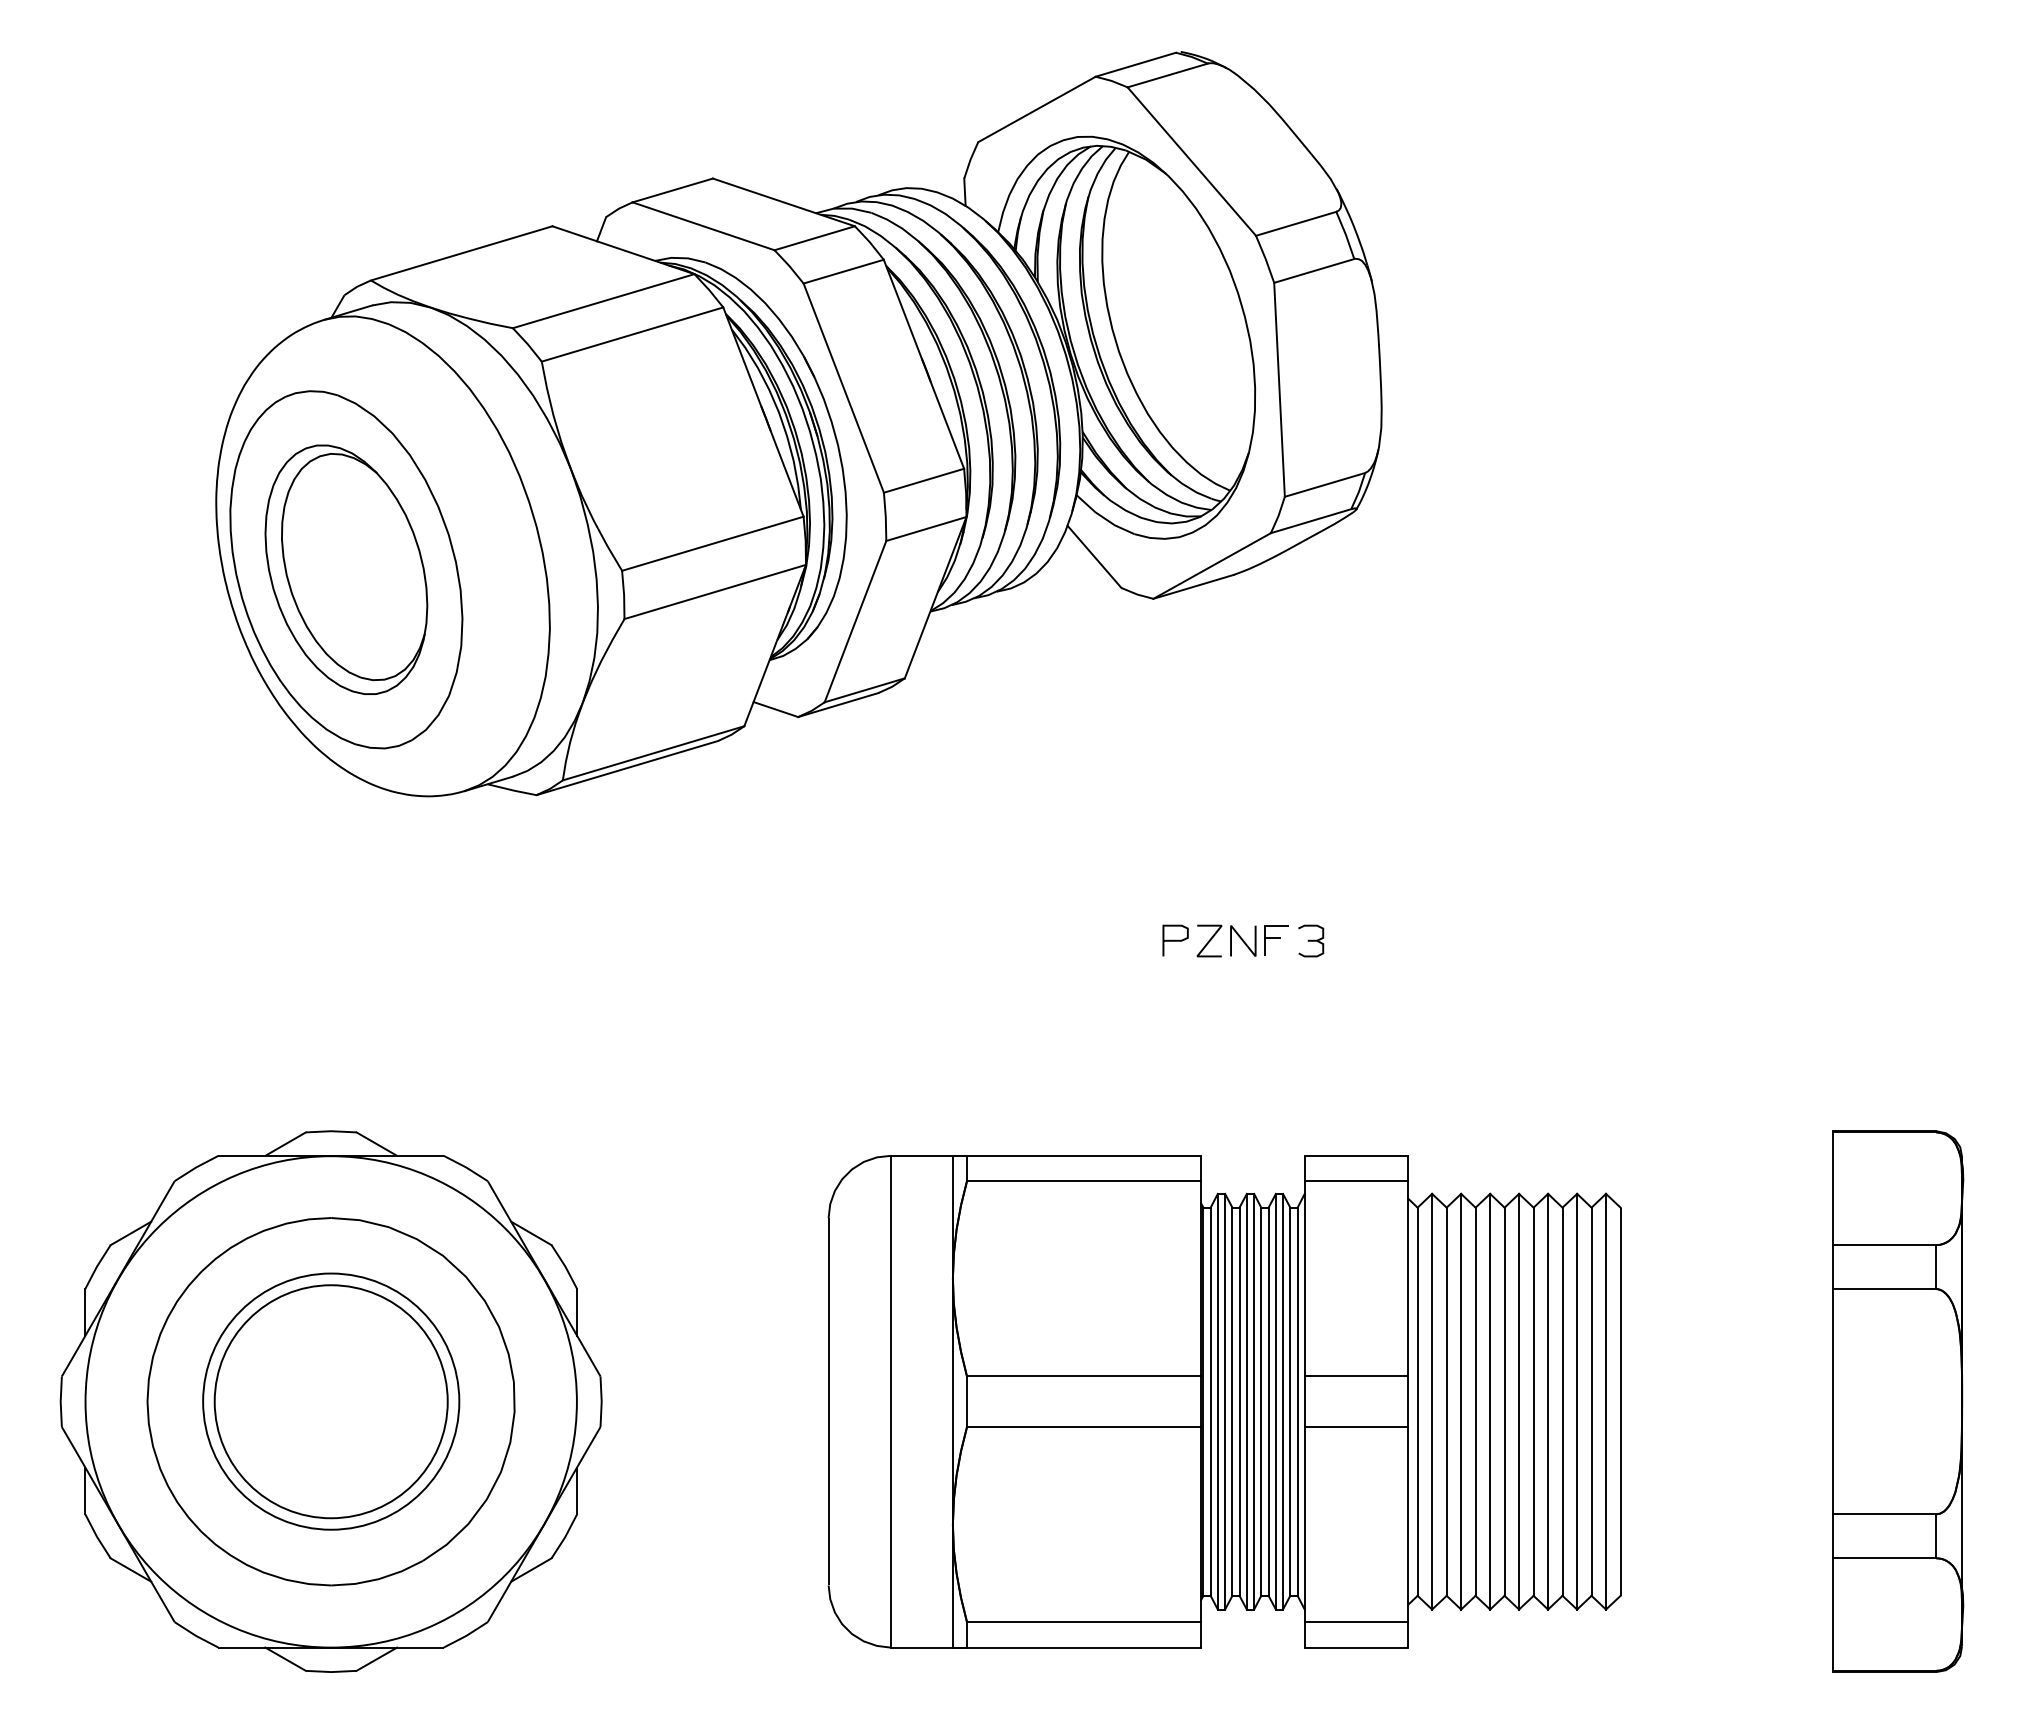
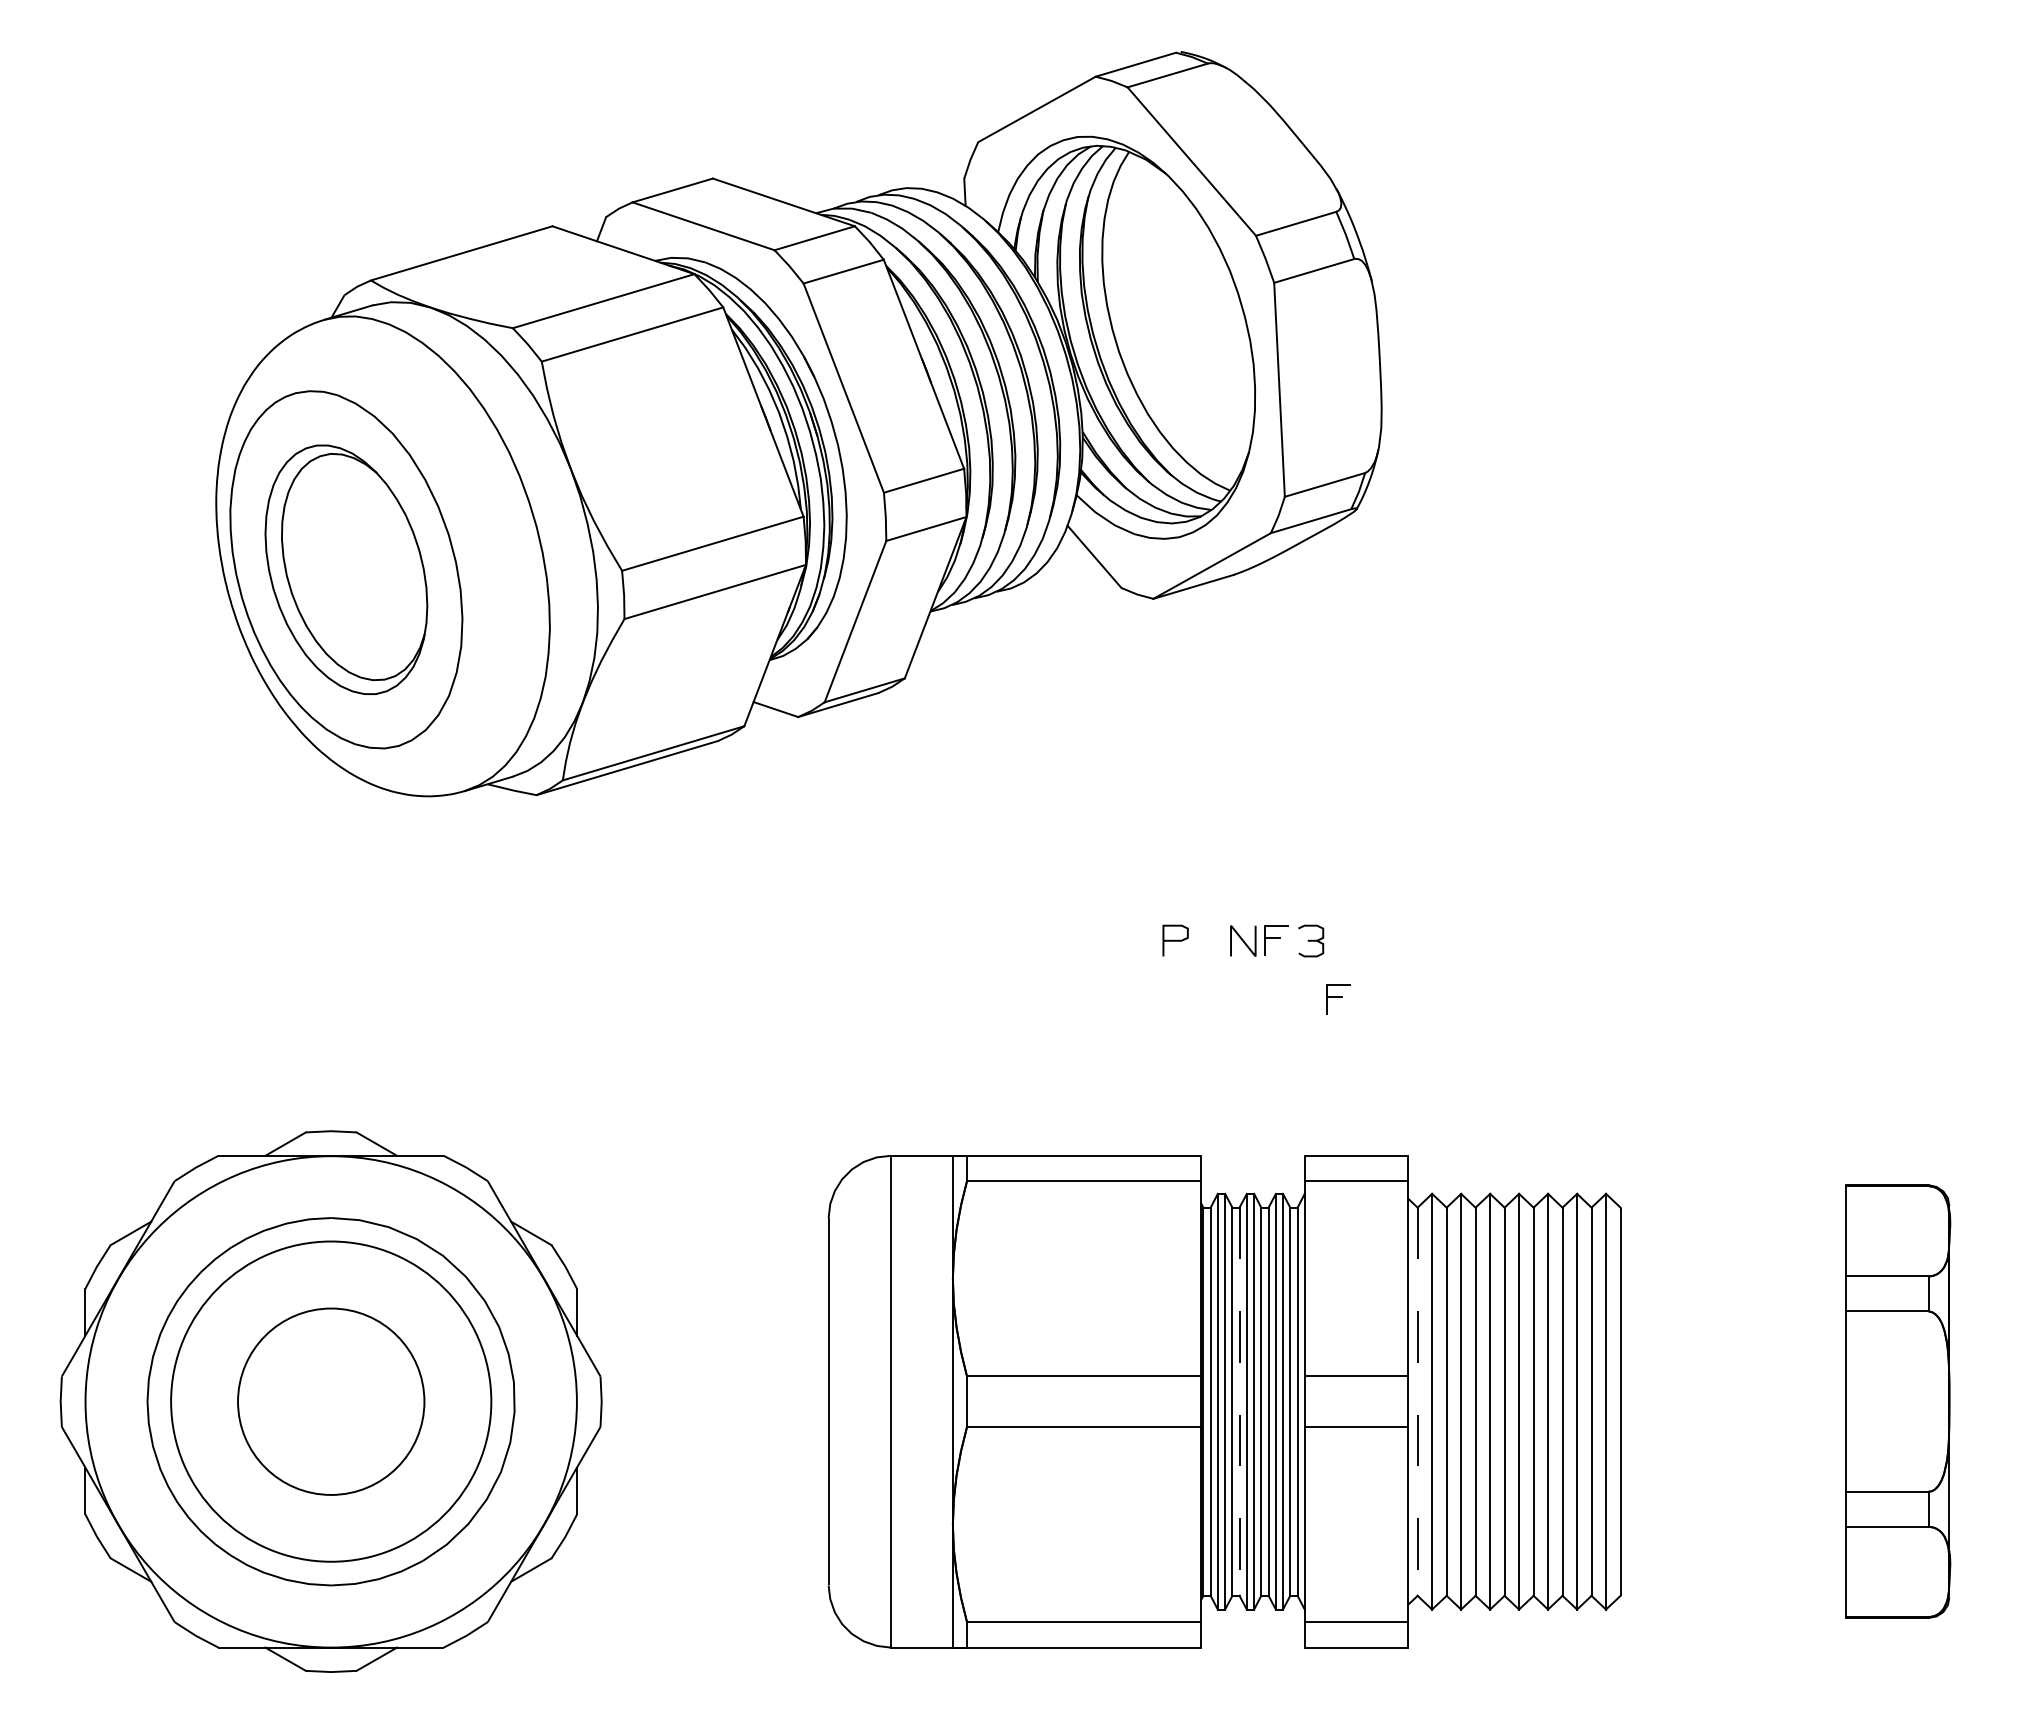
line: present -> none (1209, 940)
part: none -> present (1338, 999)
circle diameter: 233 px -> 186 px (331, 1401)
circle diameter: 256 px -> 320 px (331, 1401)
part size: 133x543 px -> 107x435 px (1898, 1401)
line: solid -> dashed (1239, 1402)
line: solid -> dashed (1417, 1402)
